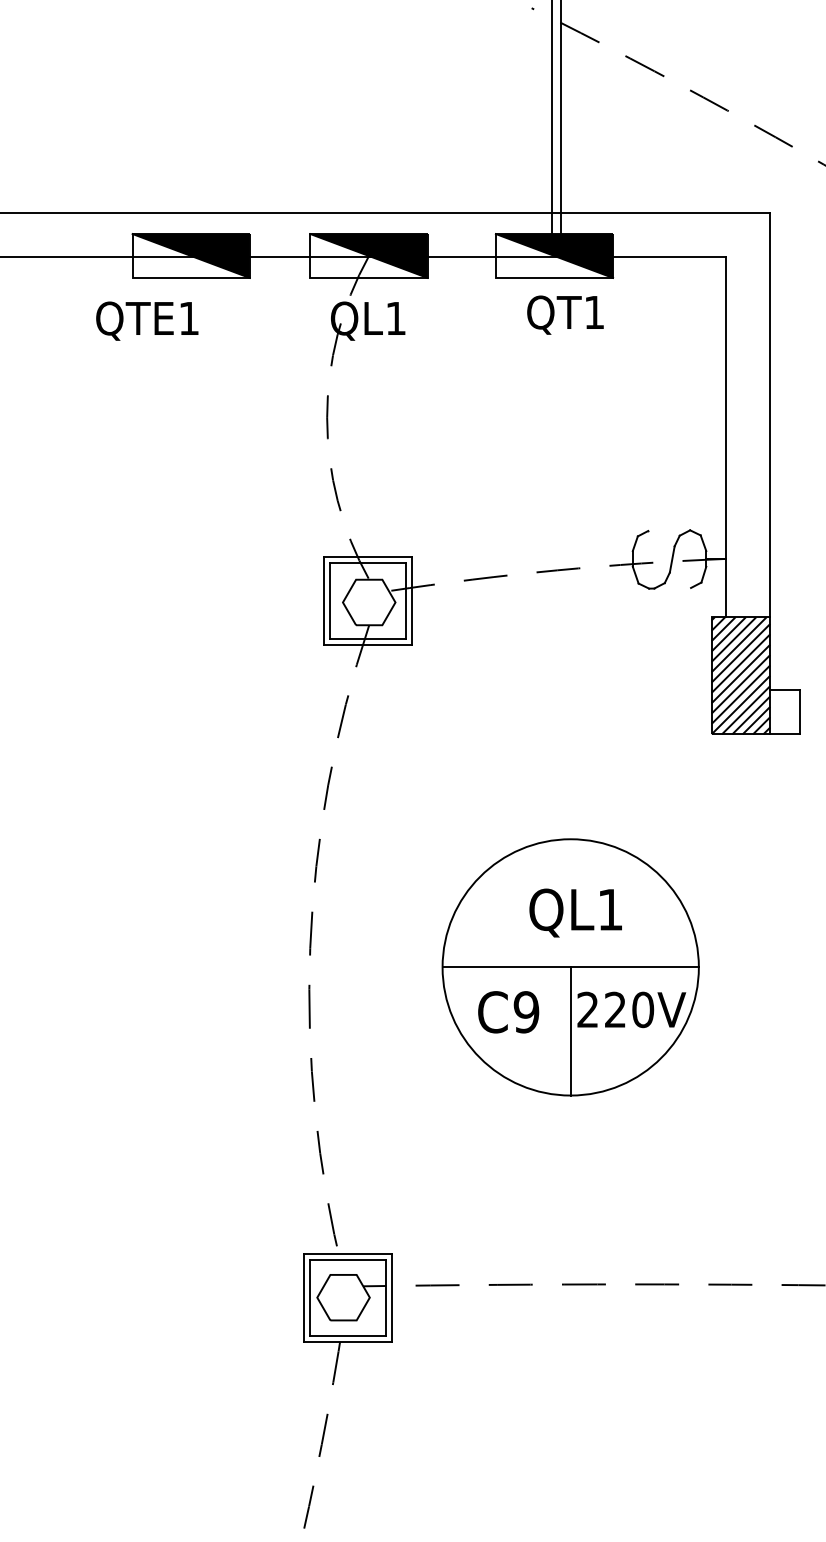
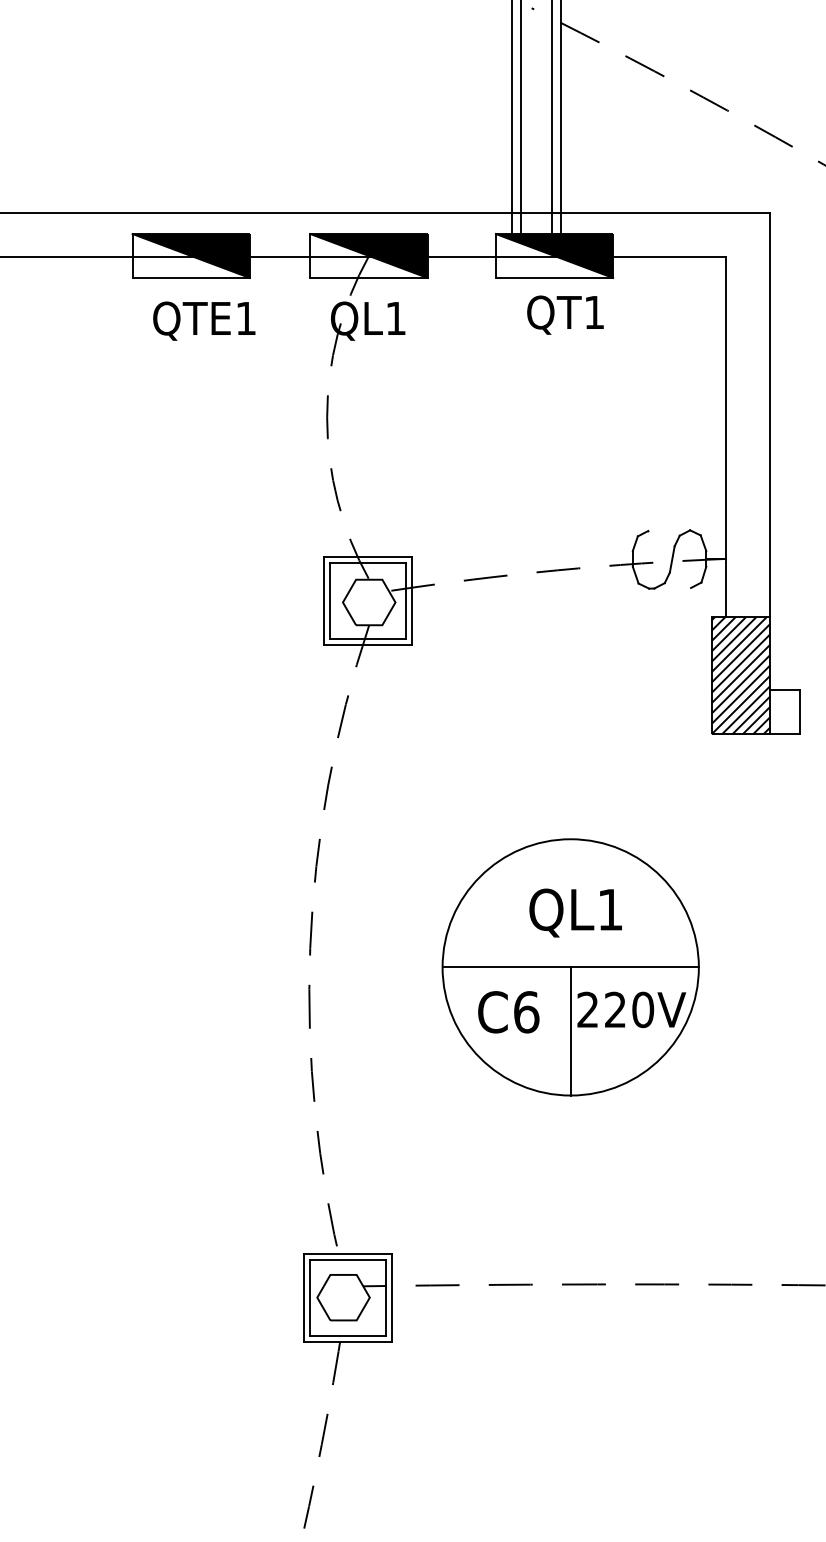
line: none -> present (511, 118)
line: none -> present (520, 118)
text position: (147, 320) -> (204, 320) (204, 320)
text: C9 -> C6 (526, 1012)
